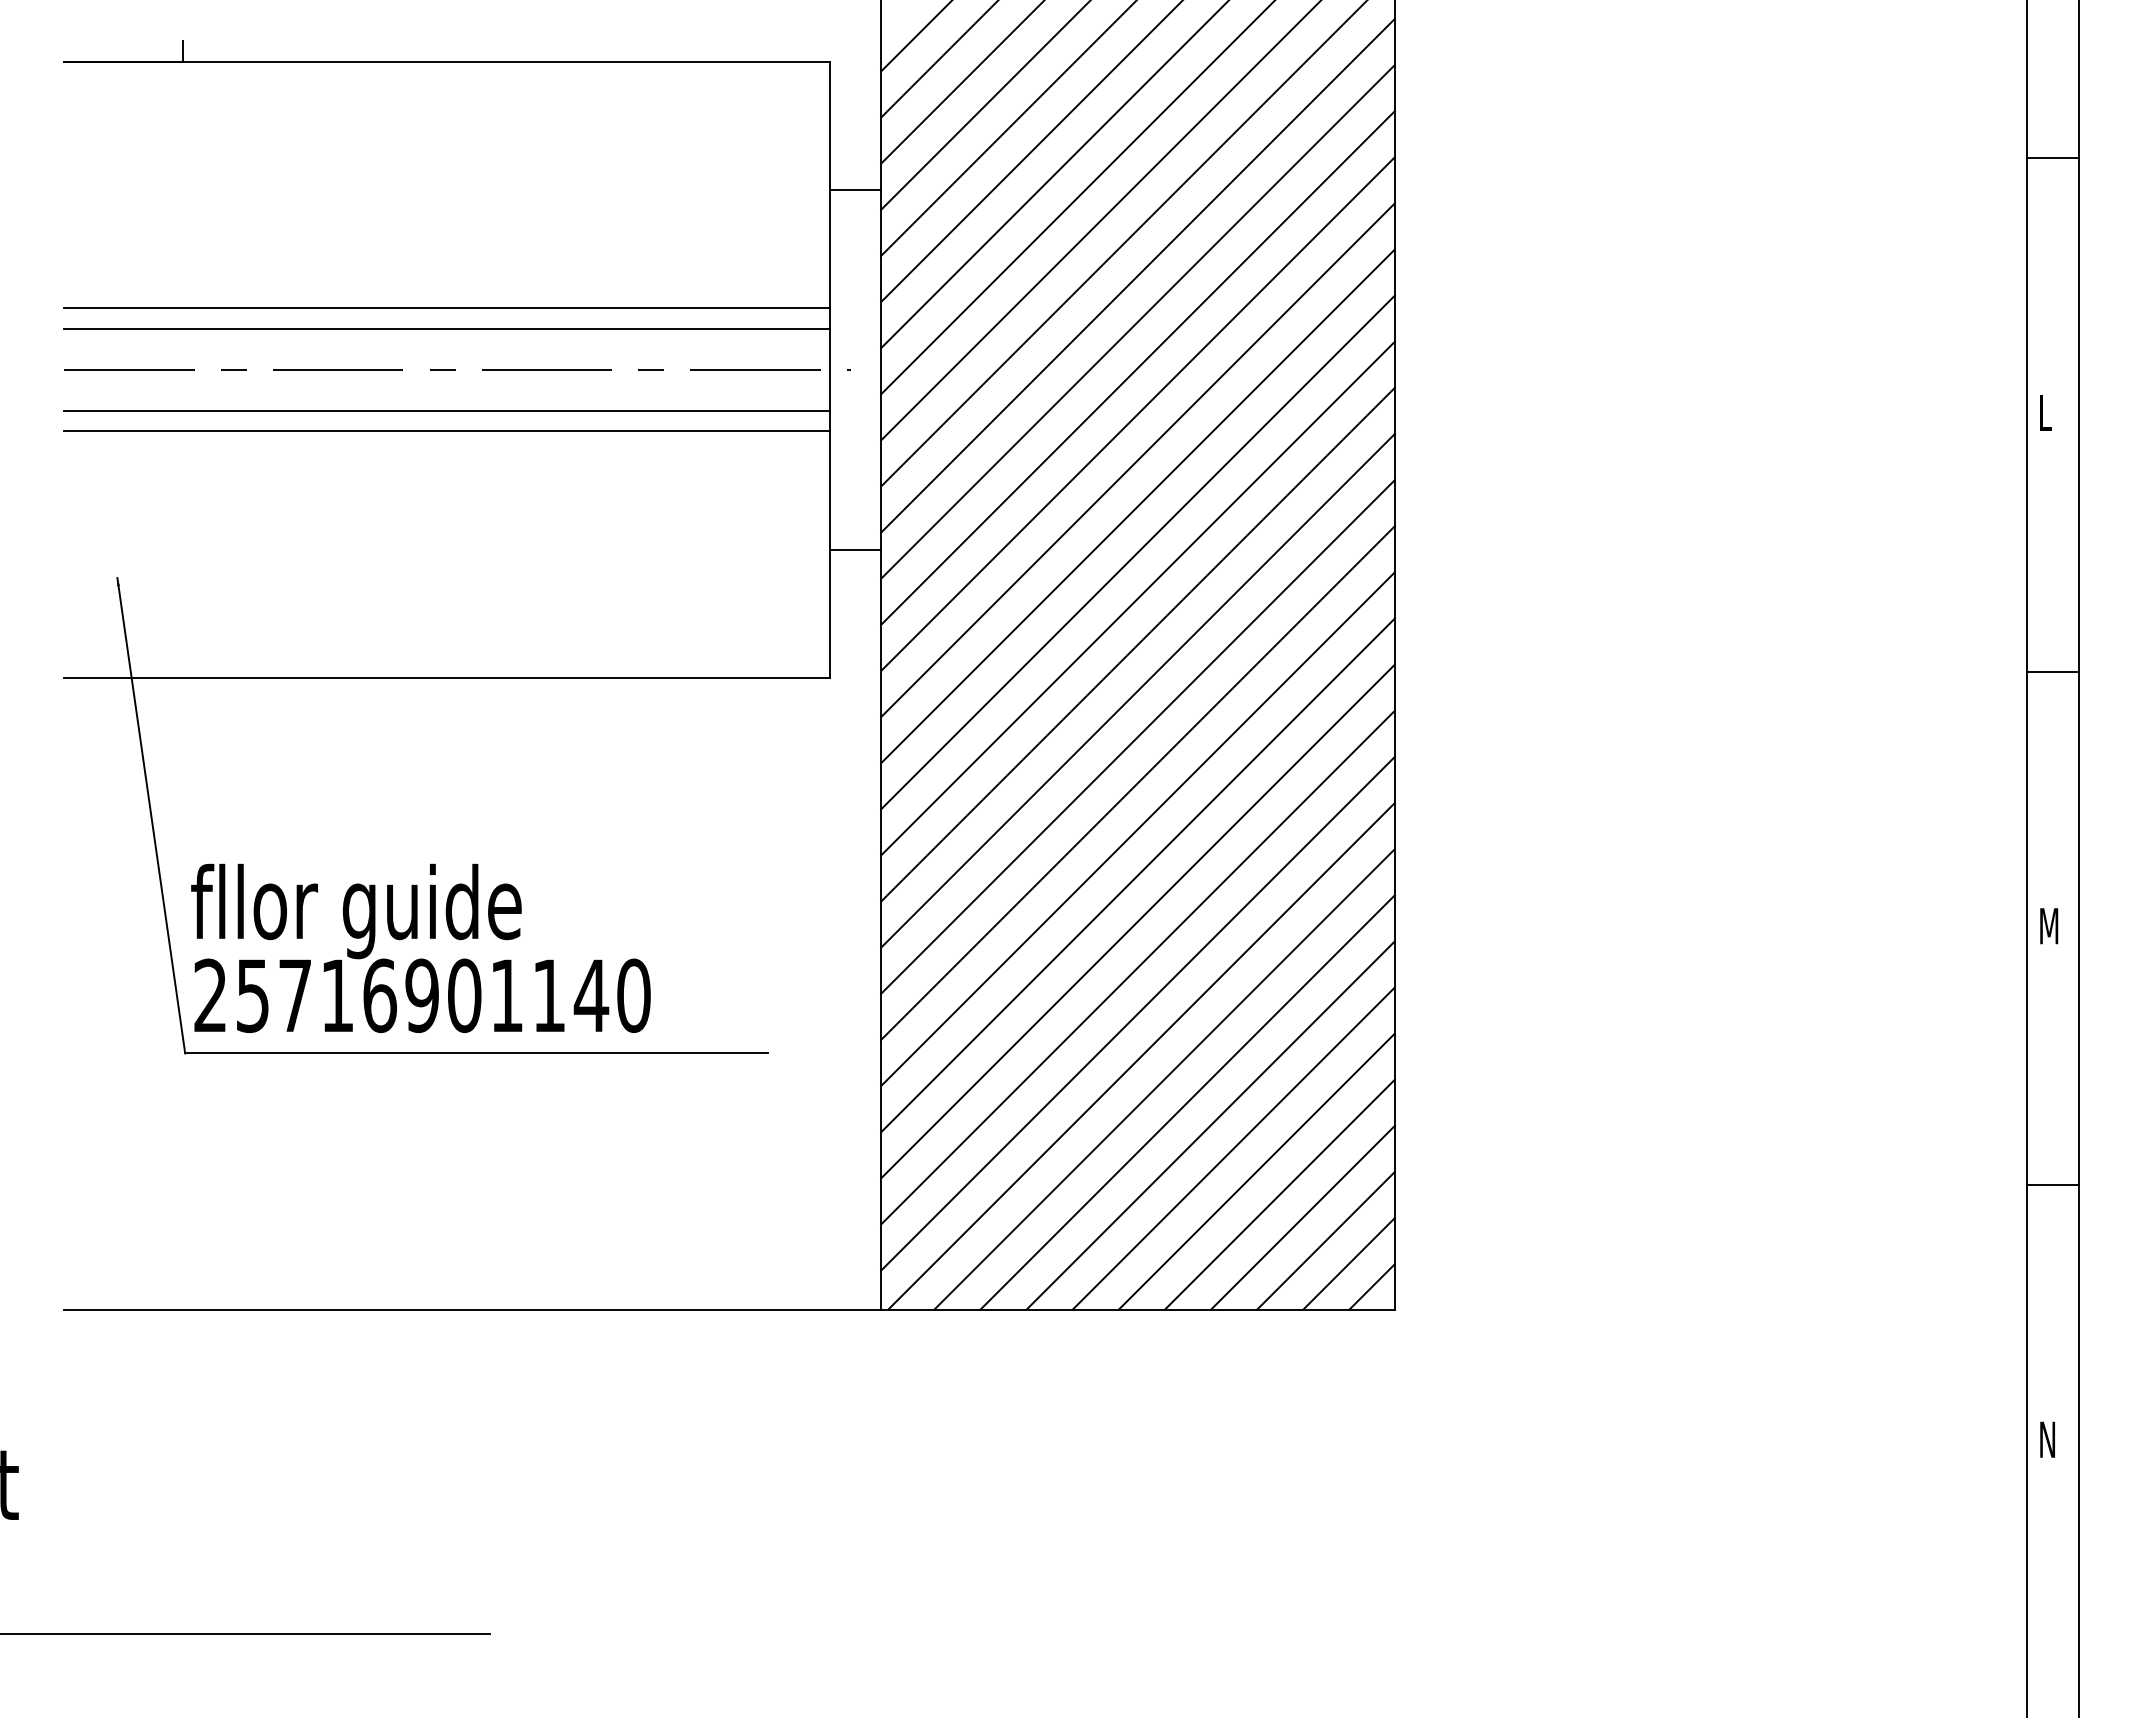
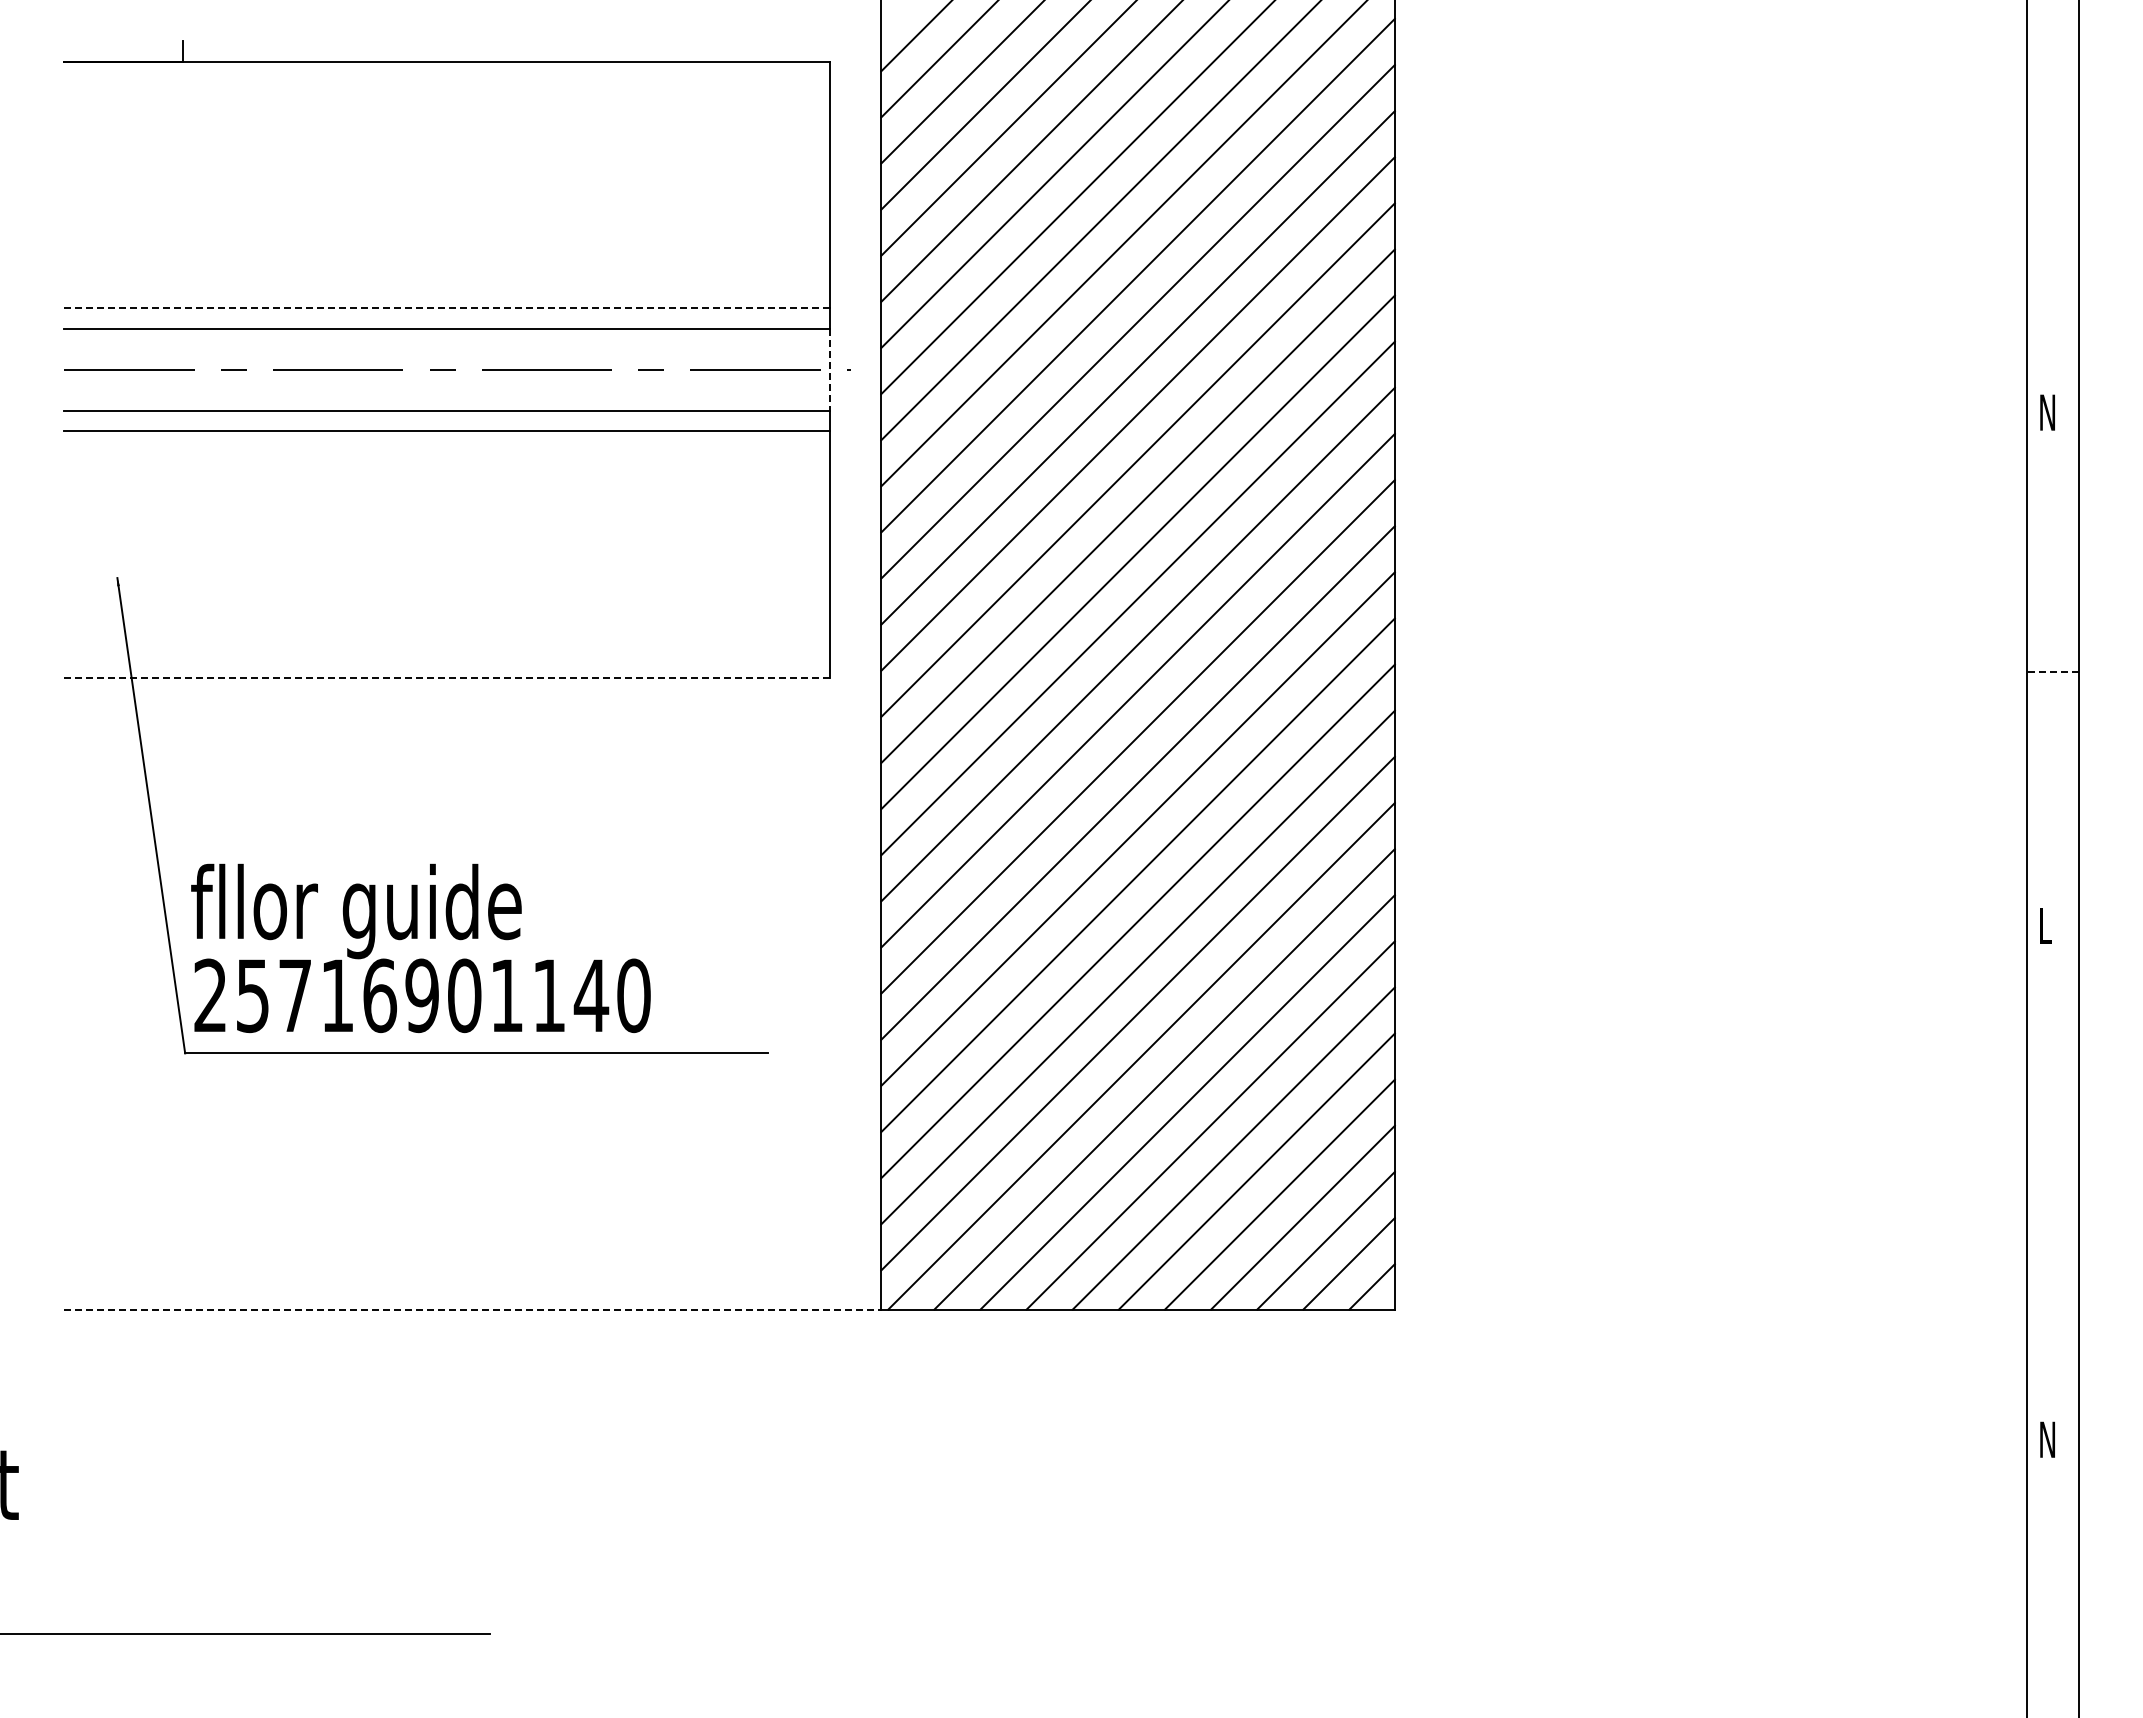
line: present -> none (2052, 158)
line: present -> none (855, 190)
line: solid -> dashed (447, 308)
line: solid -> dashed (829, 370)
text: L -> N (2047, 412)
line: present -> none (855, 549)
line: solid -> dashed (2053, 671)
line: solid -> dashed (447, 677)
text: M -> L (2049, 926)
line: present -> none (2052, 1185)
line: solid -> dashed (472, 1309)
